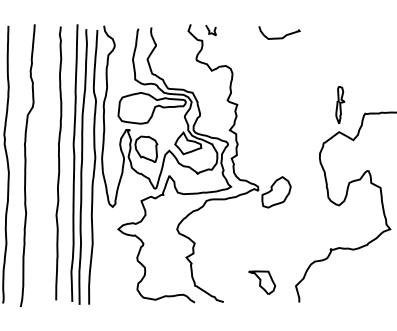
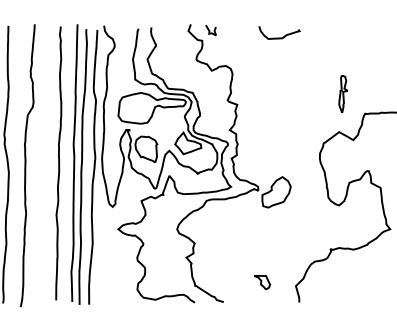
part position: (340, 104) -> (343, 93) (343, 93)
part size: 29x25 px -> 17x16 px (262, 282)
